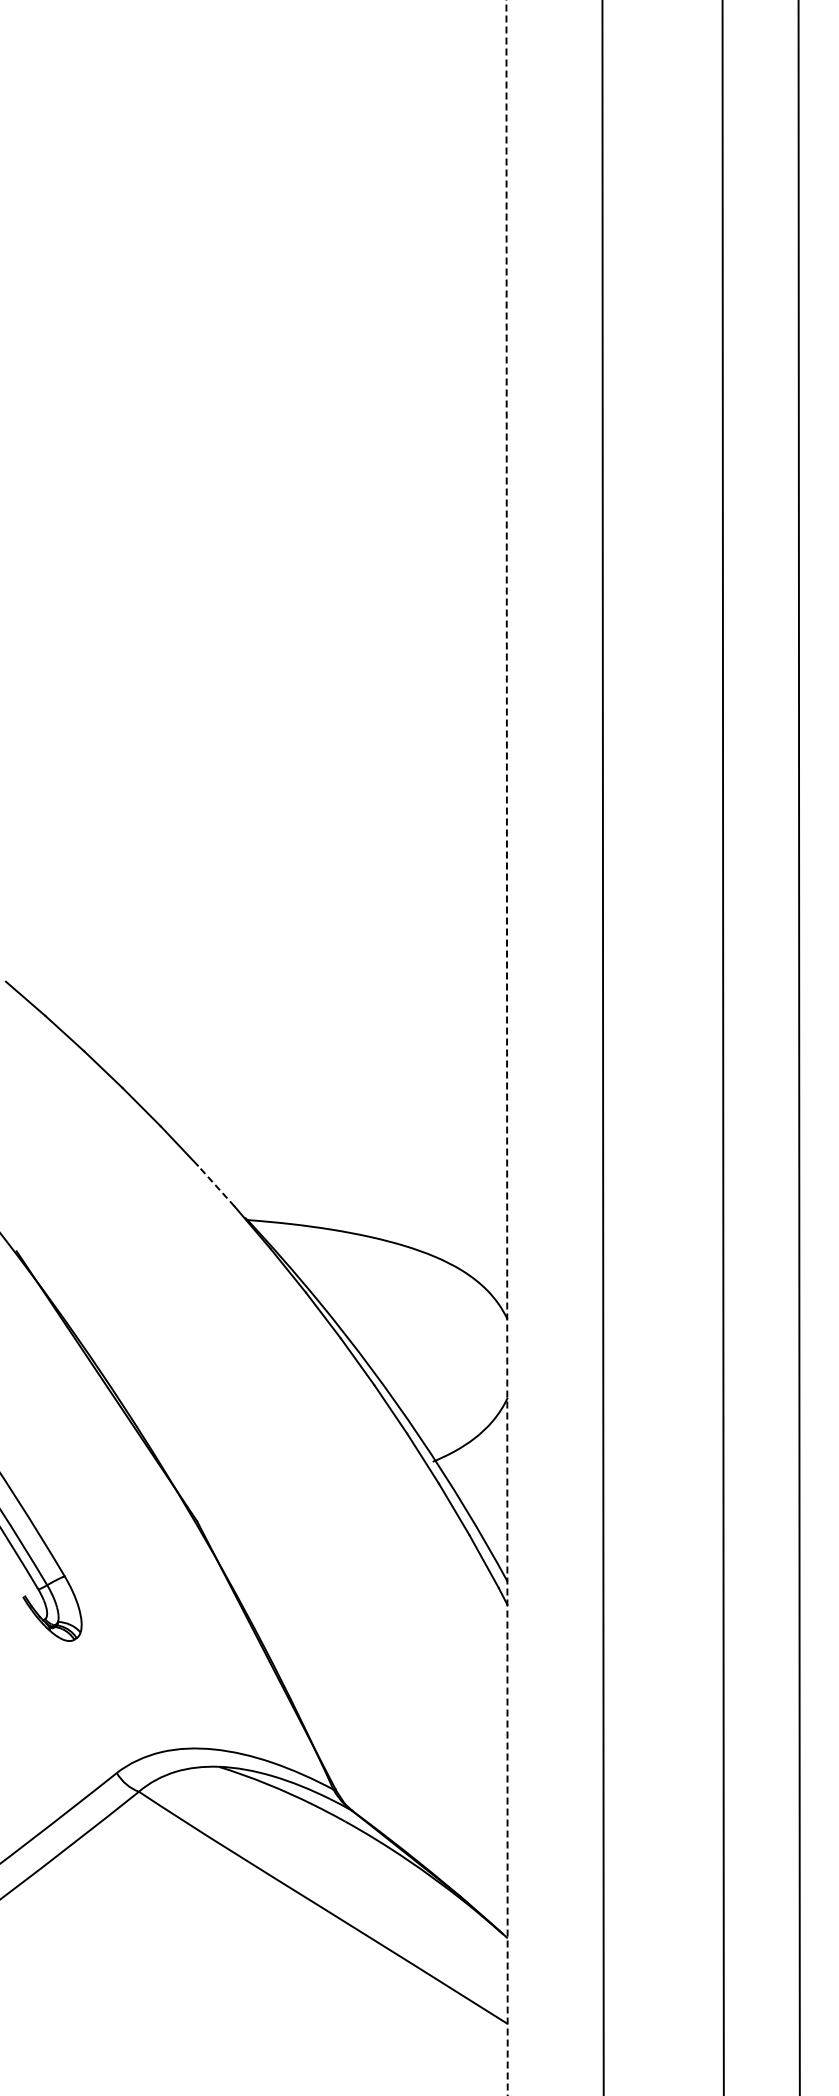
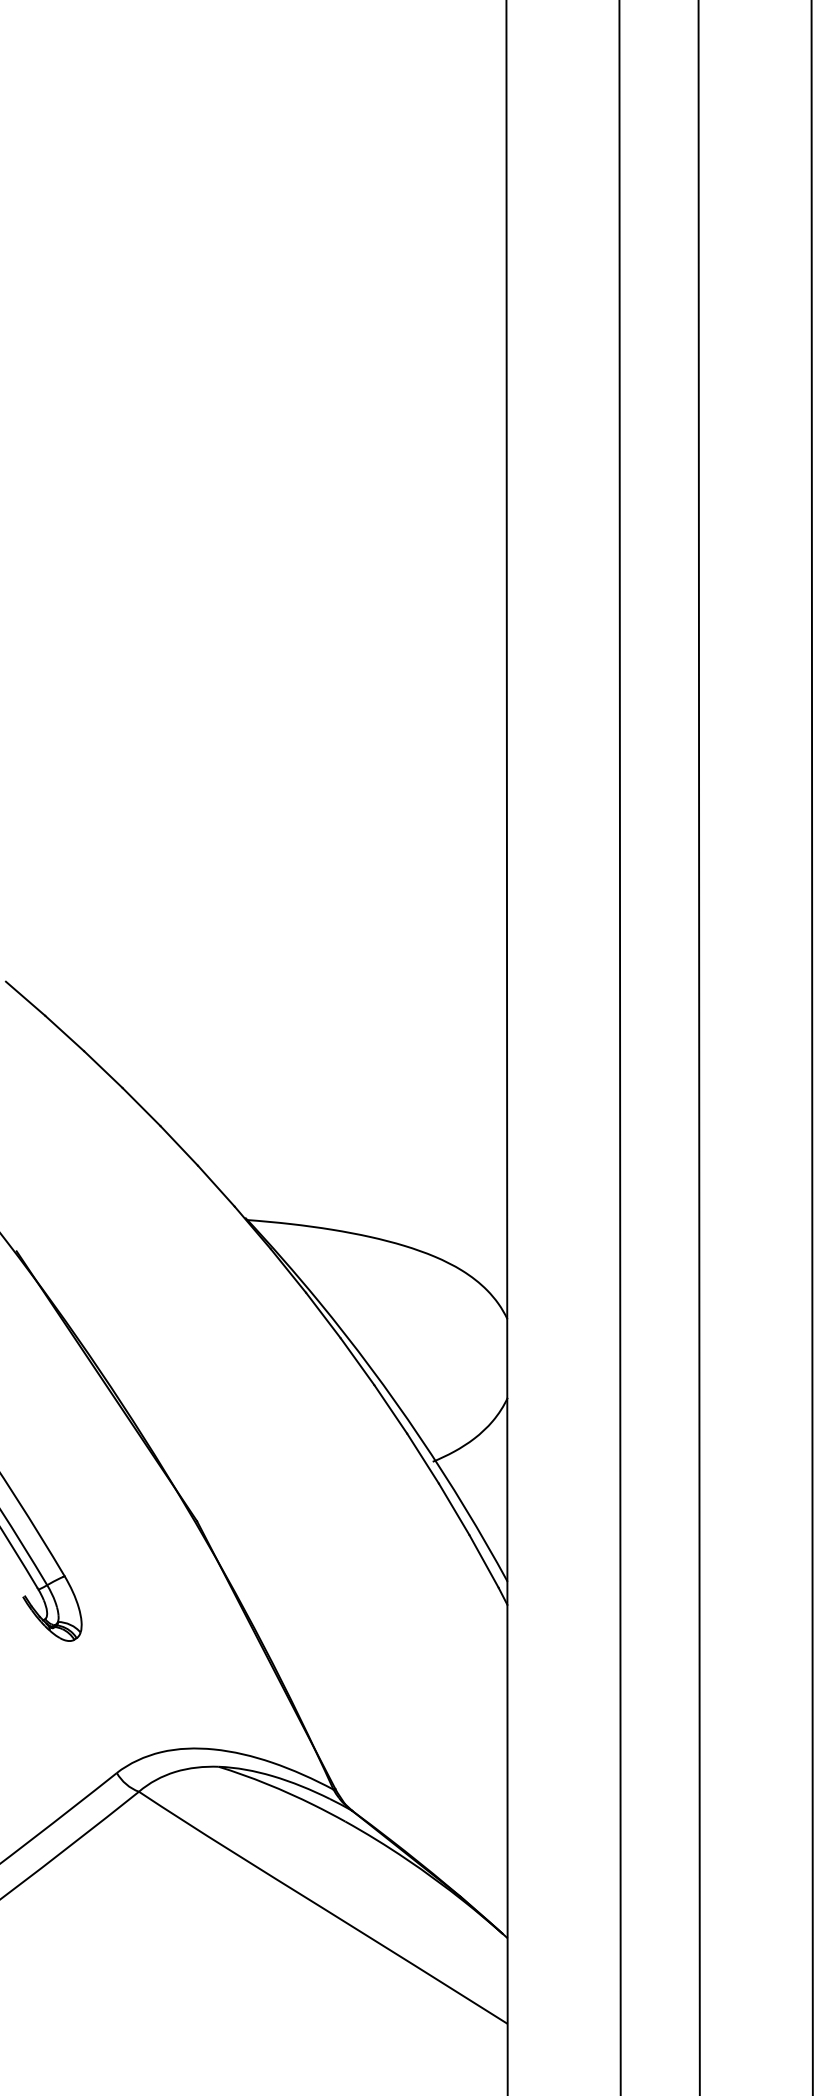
line: dashed -> solid (507, 1047)
line position: (602, 1047) -> (619, 1047) (619, 1047)
line position: (722, 1047) -> (698, 1047) (698, 1047)
line position: (798, 1047) -> (811, 1047) (811, 1047)
line: dashed -> solid (216, 1186)
